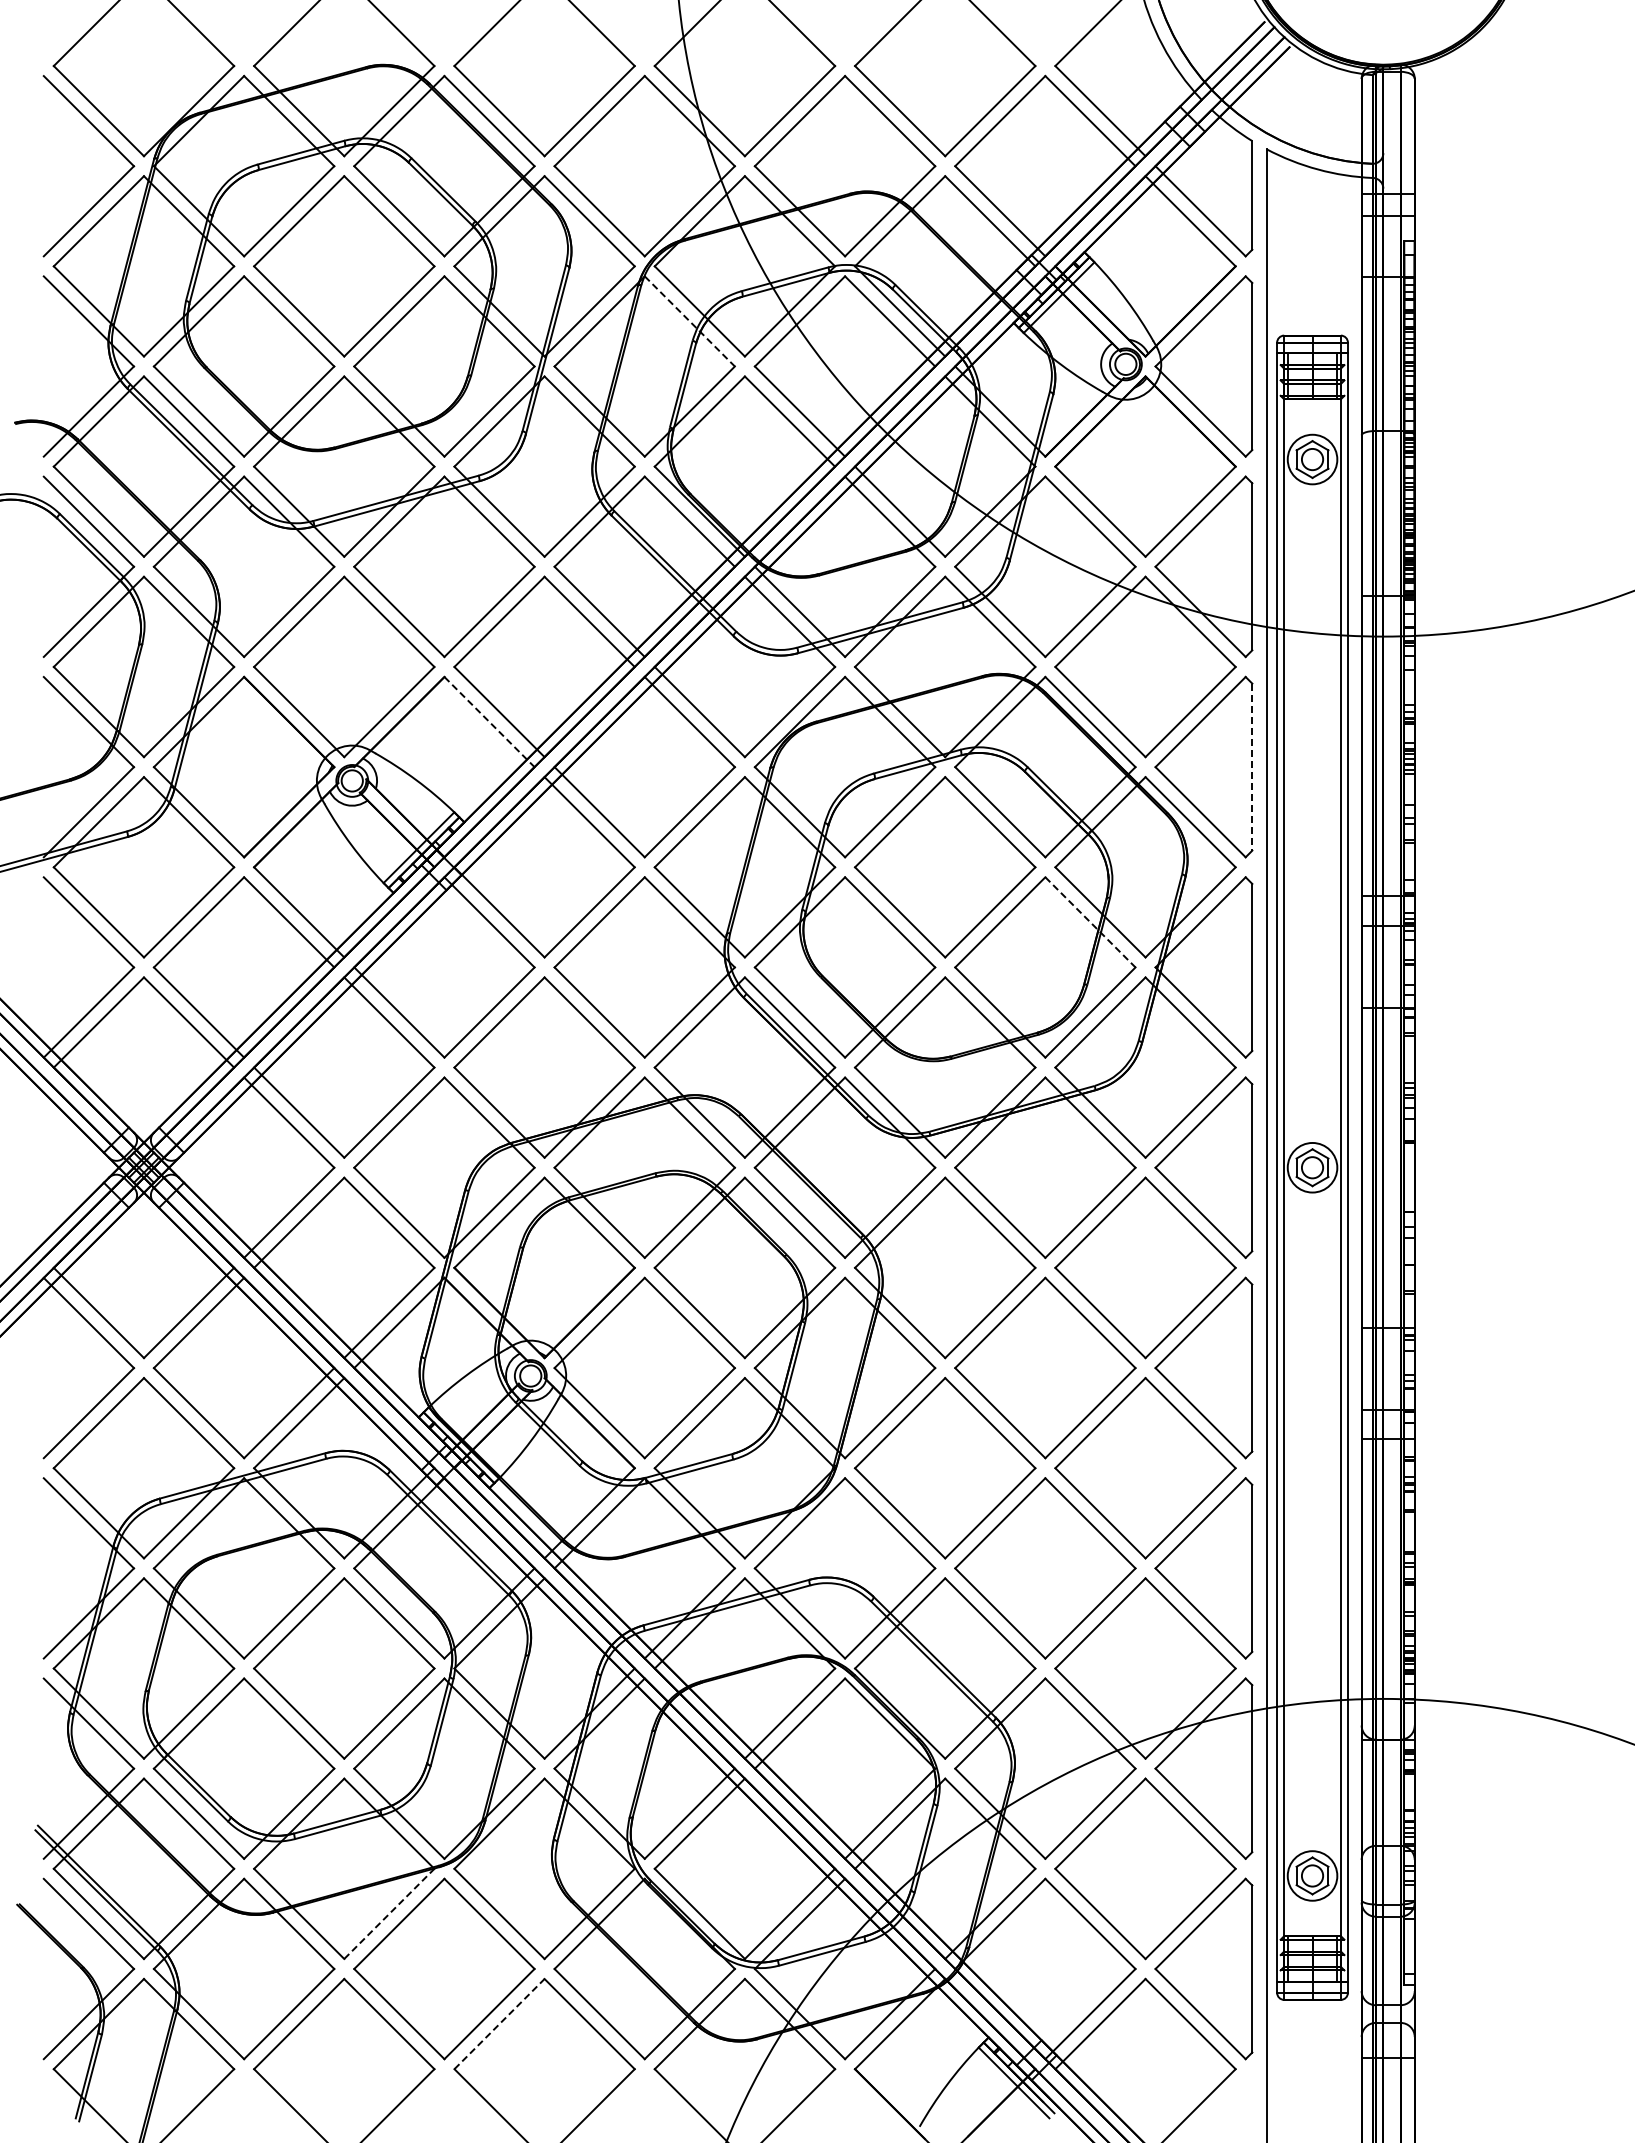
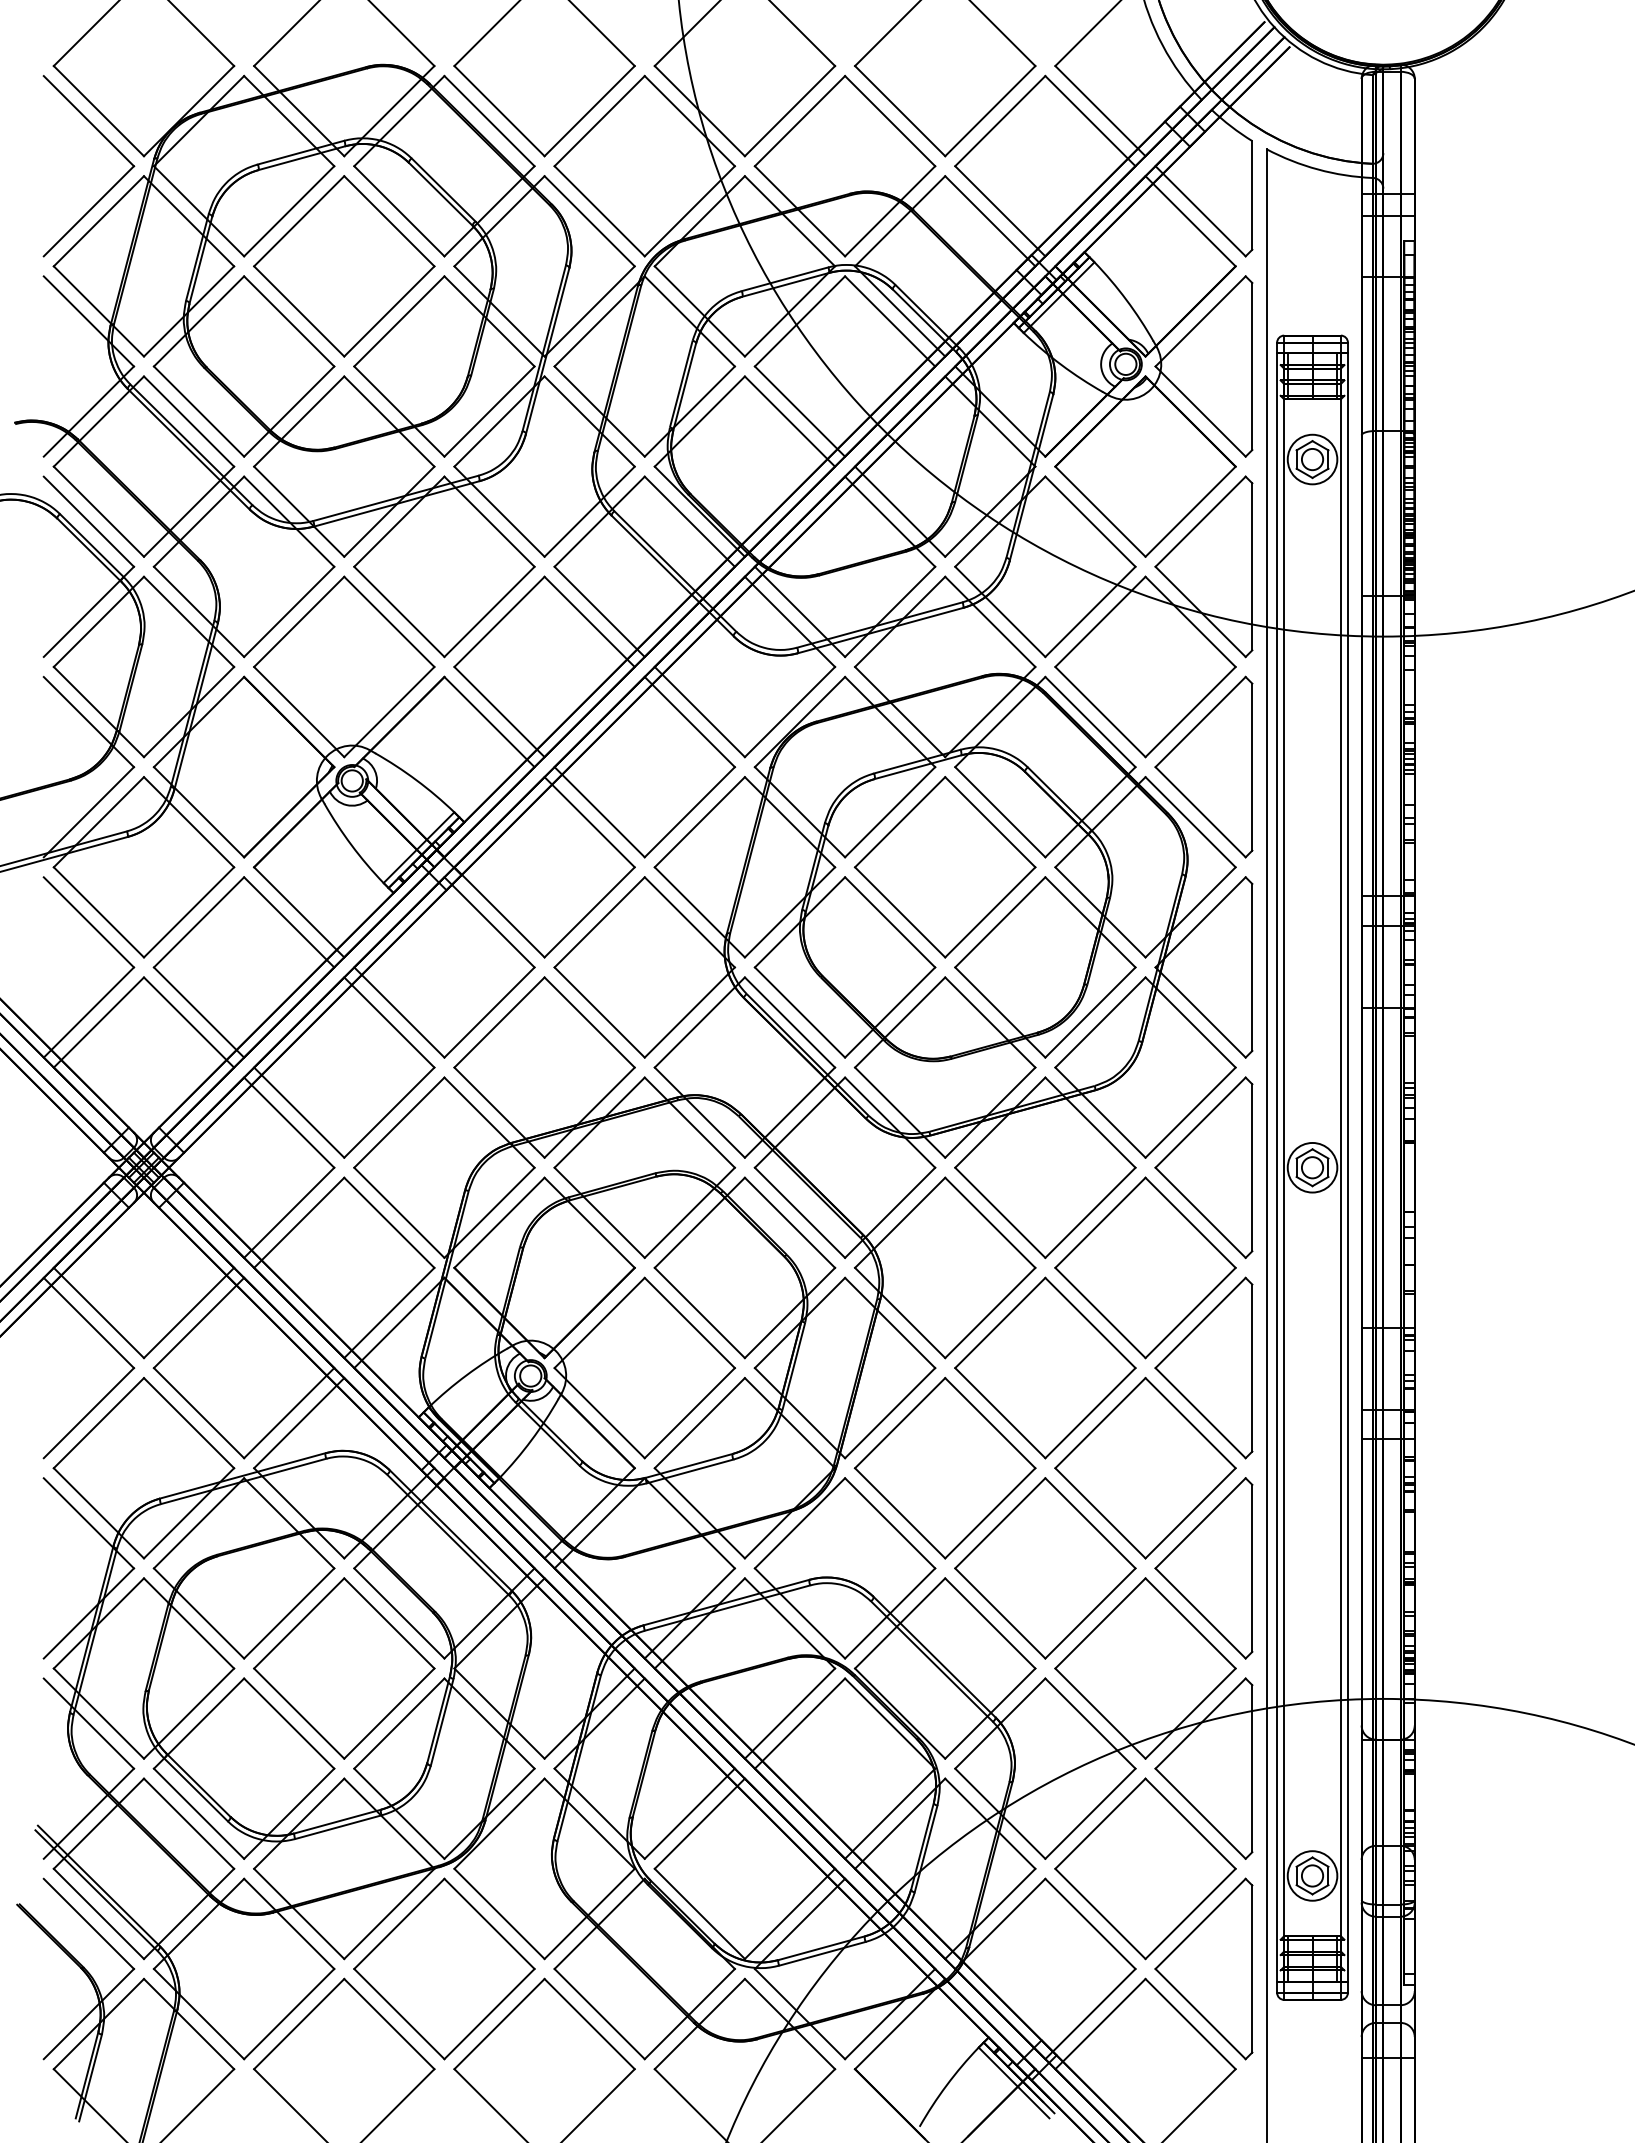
line: dashed -> solid (689, 321)
line: dashed -> solid (489, 722)
line: dashed -> solid (1252, 767)
line: dashed -> solid (1090, 922)
line: dashed -> solid (389, 1913)
line: dashed -> solid (499, 2024)
